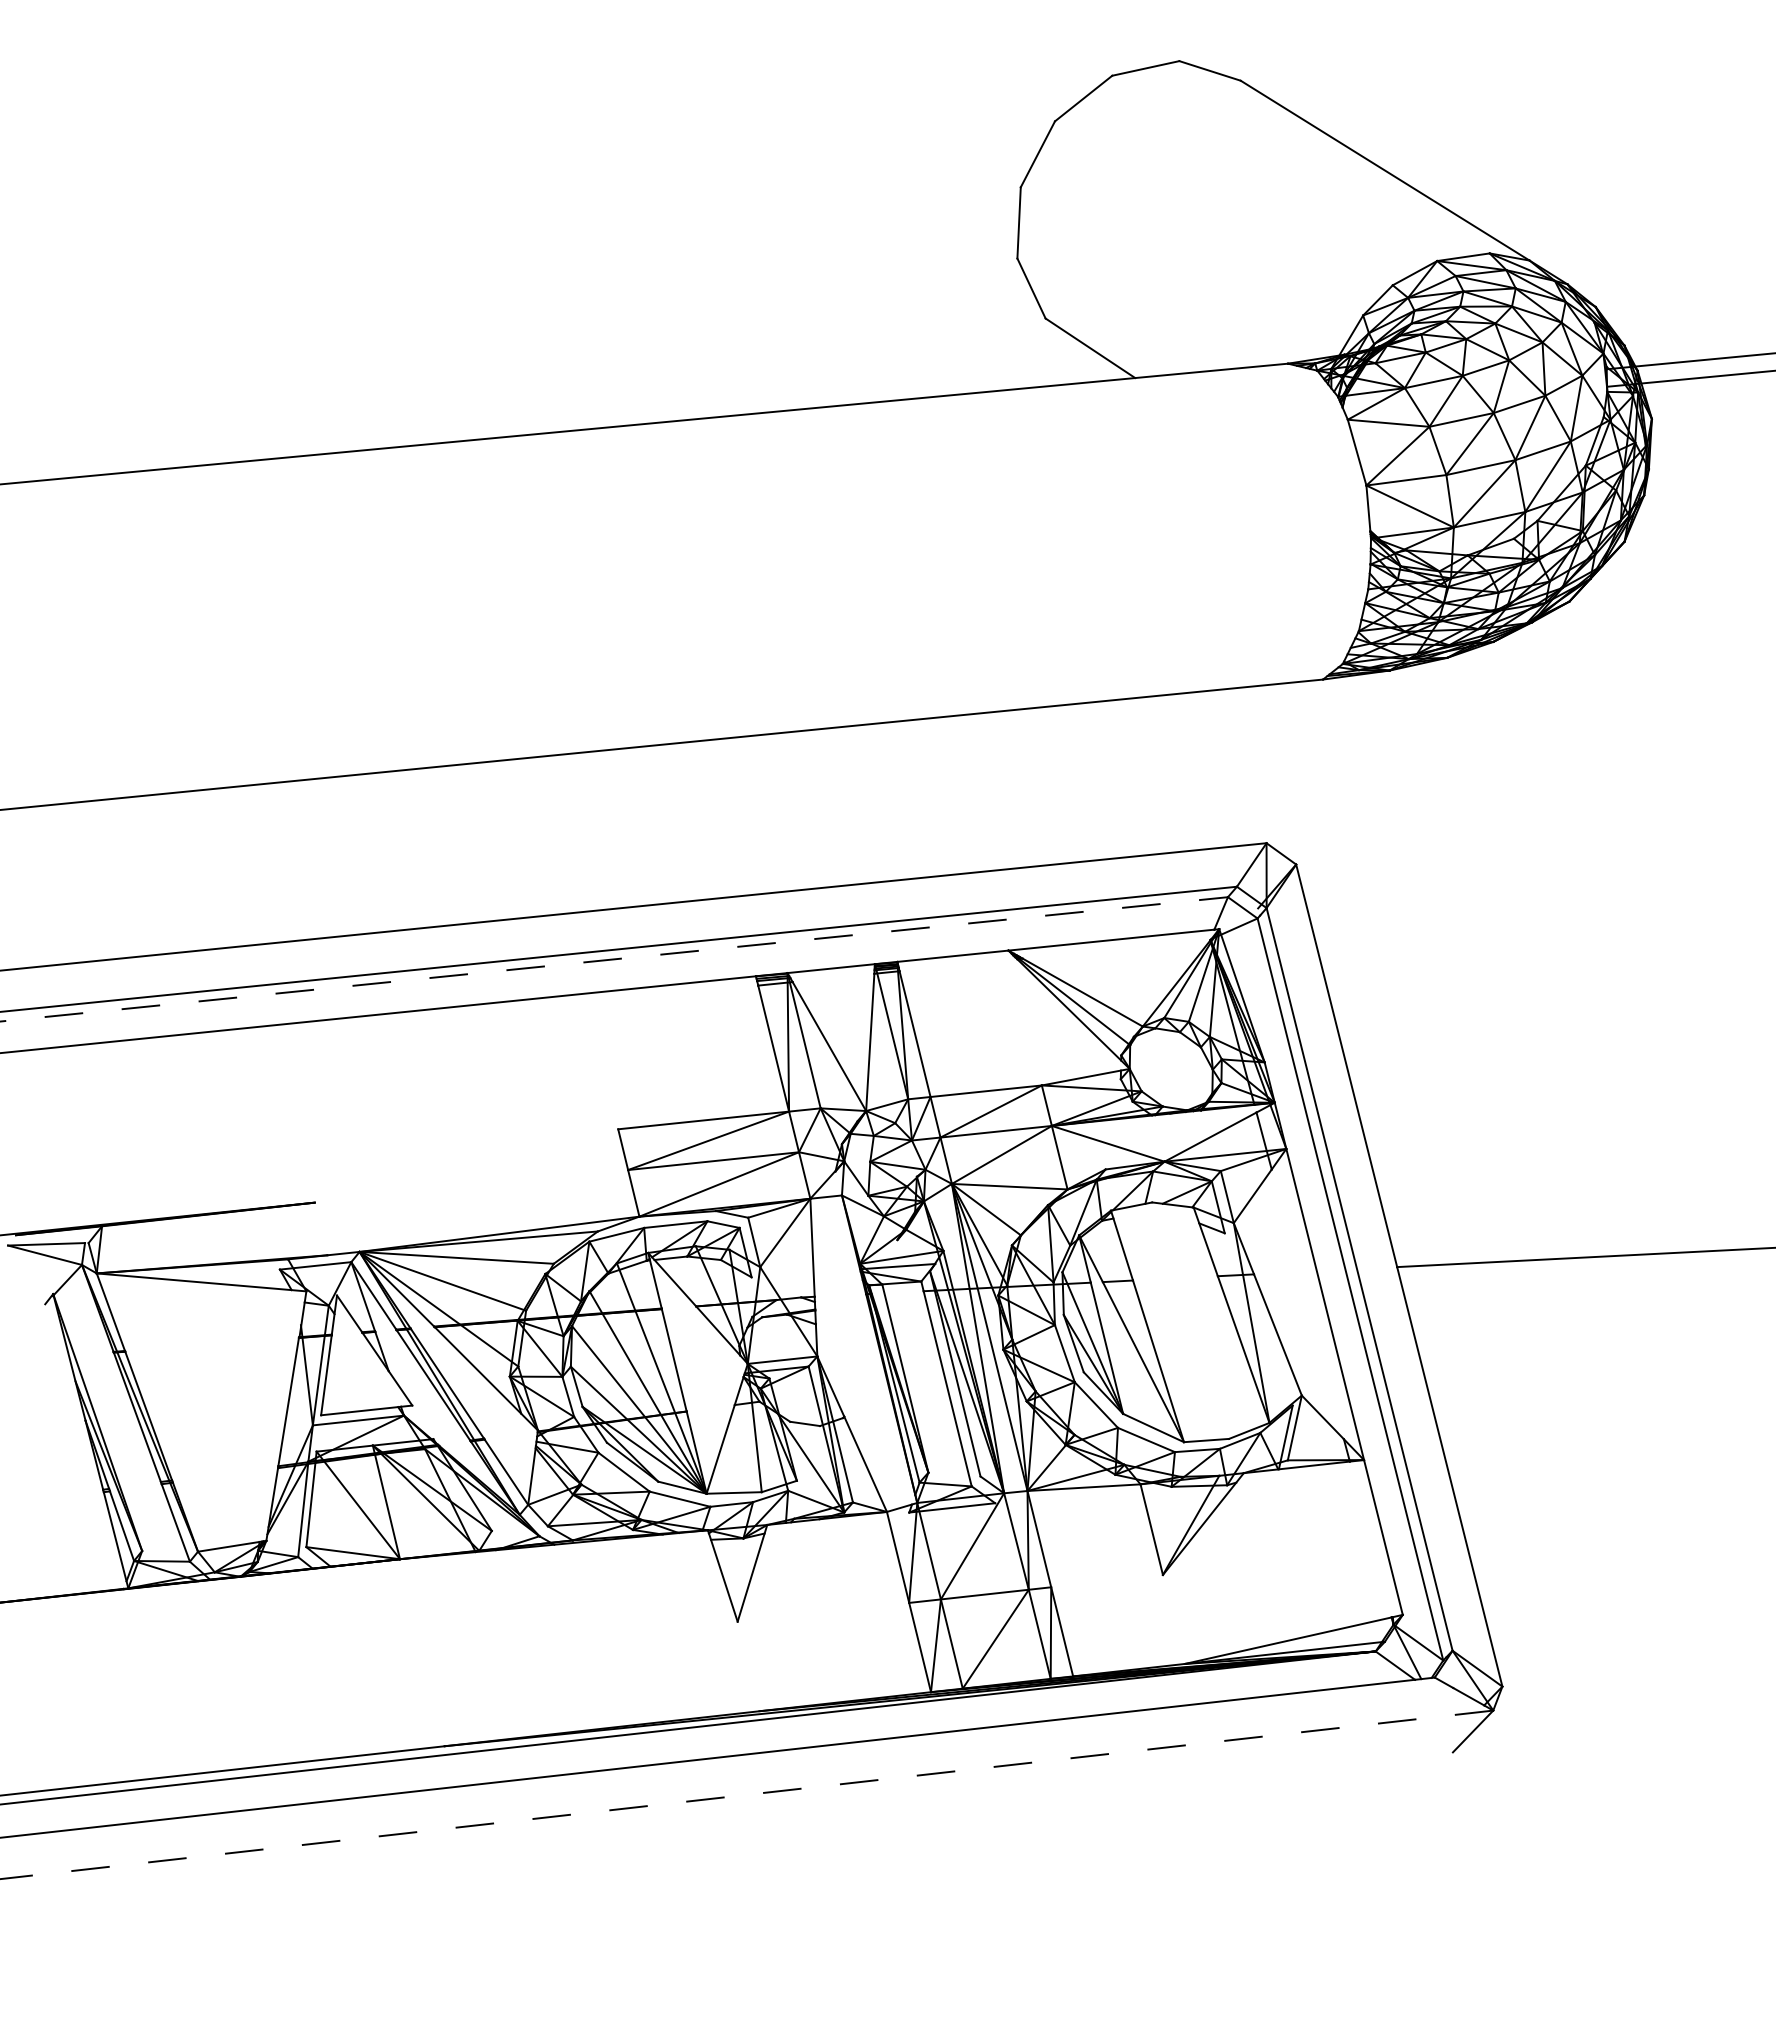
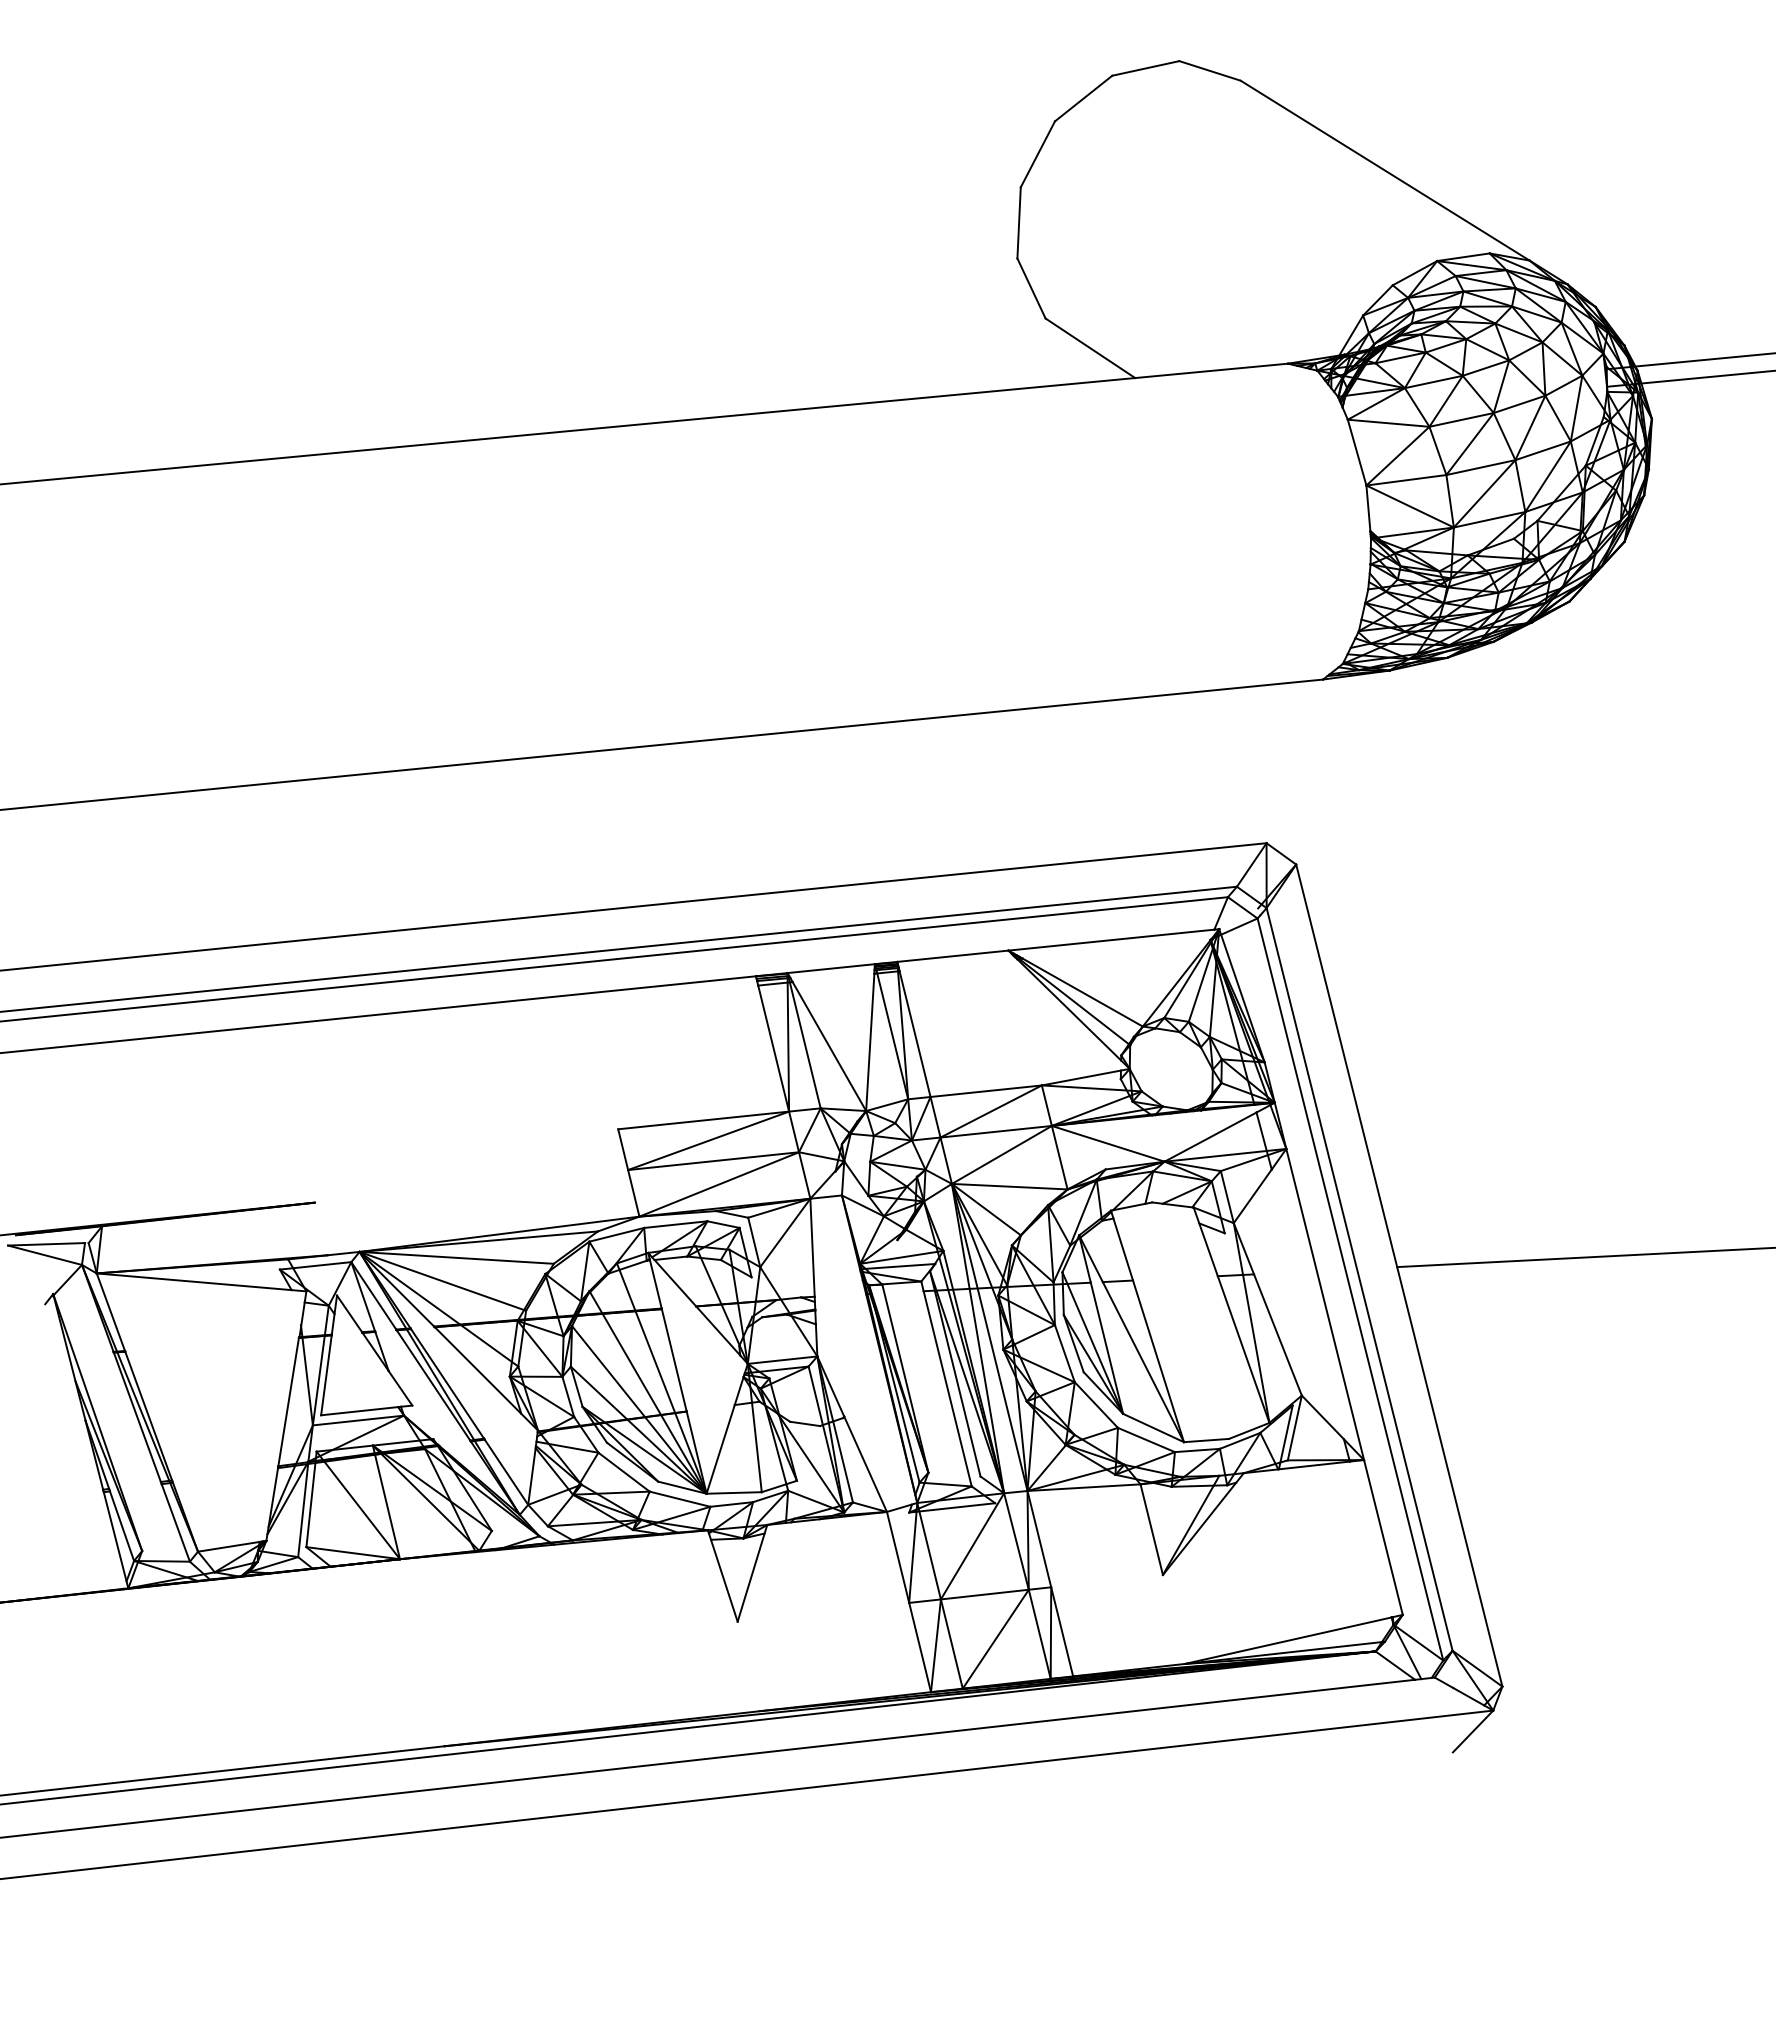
line: dashed -> solid (614, 959)
line: dashed -> solid (747, 1794)
